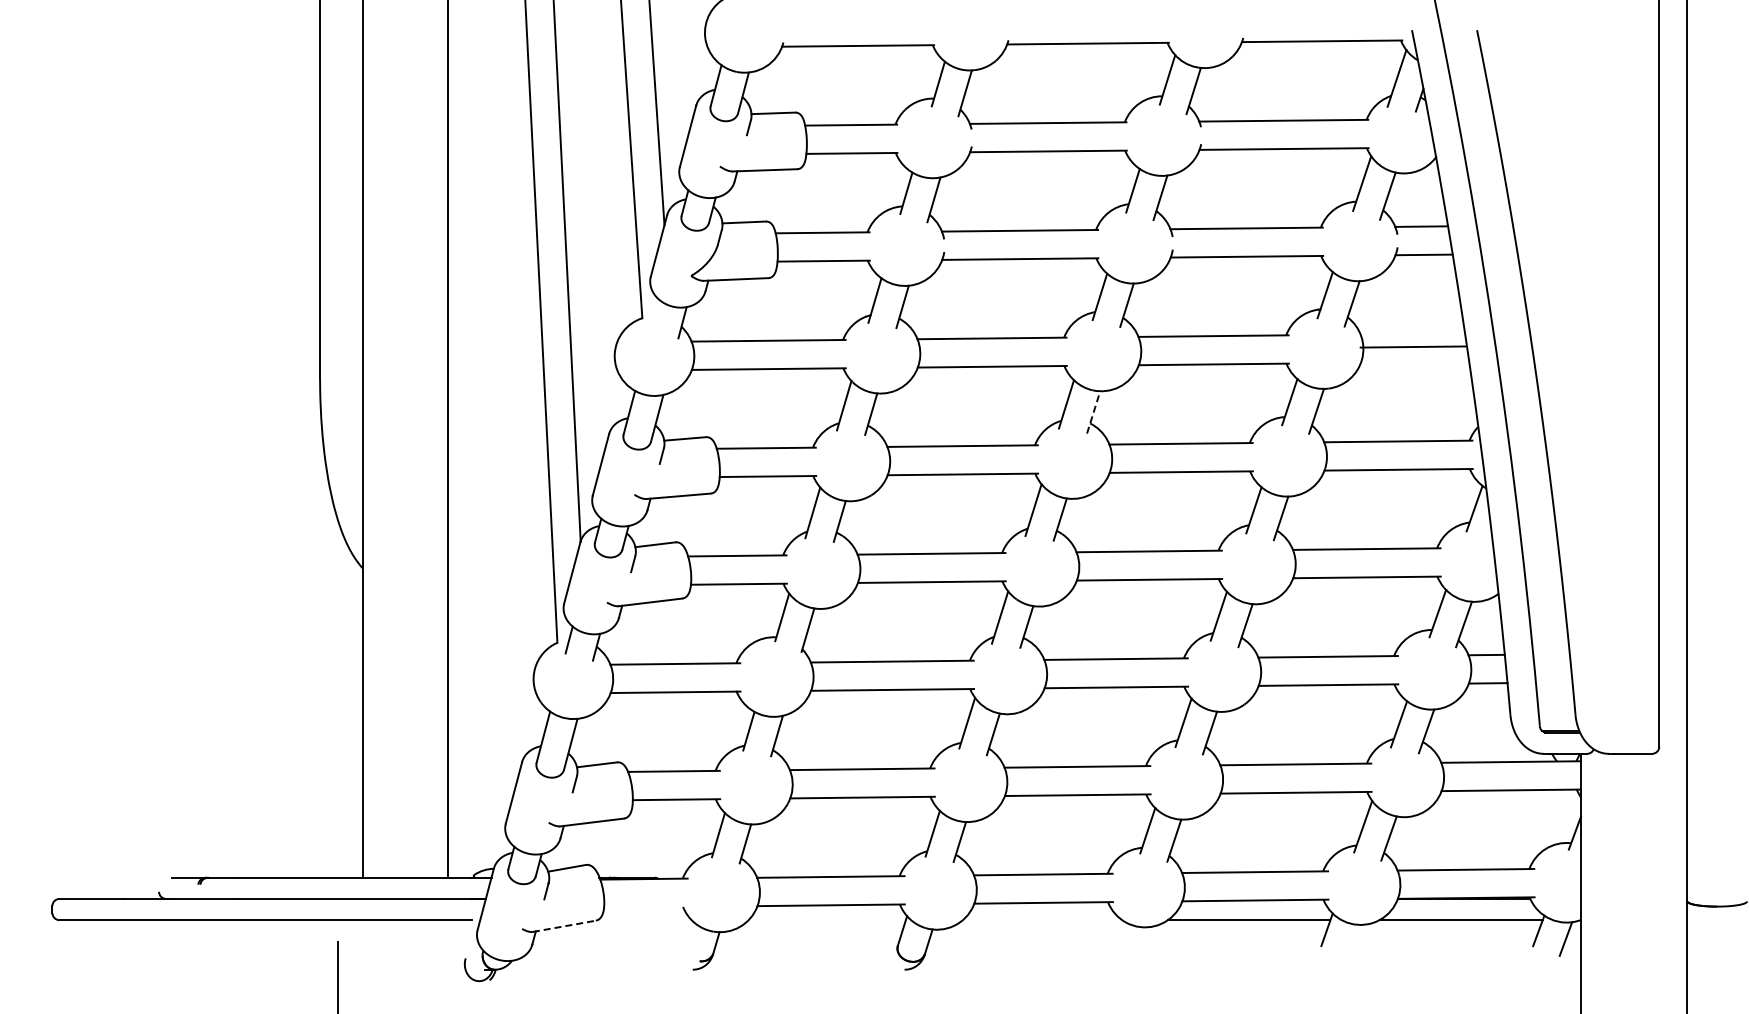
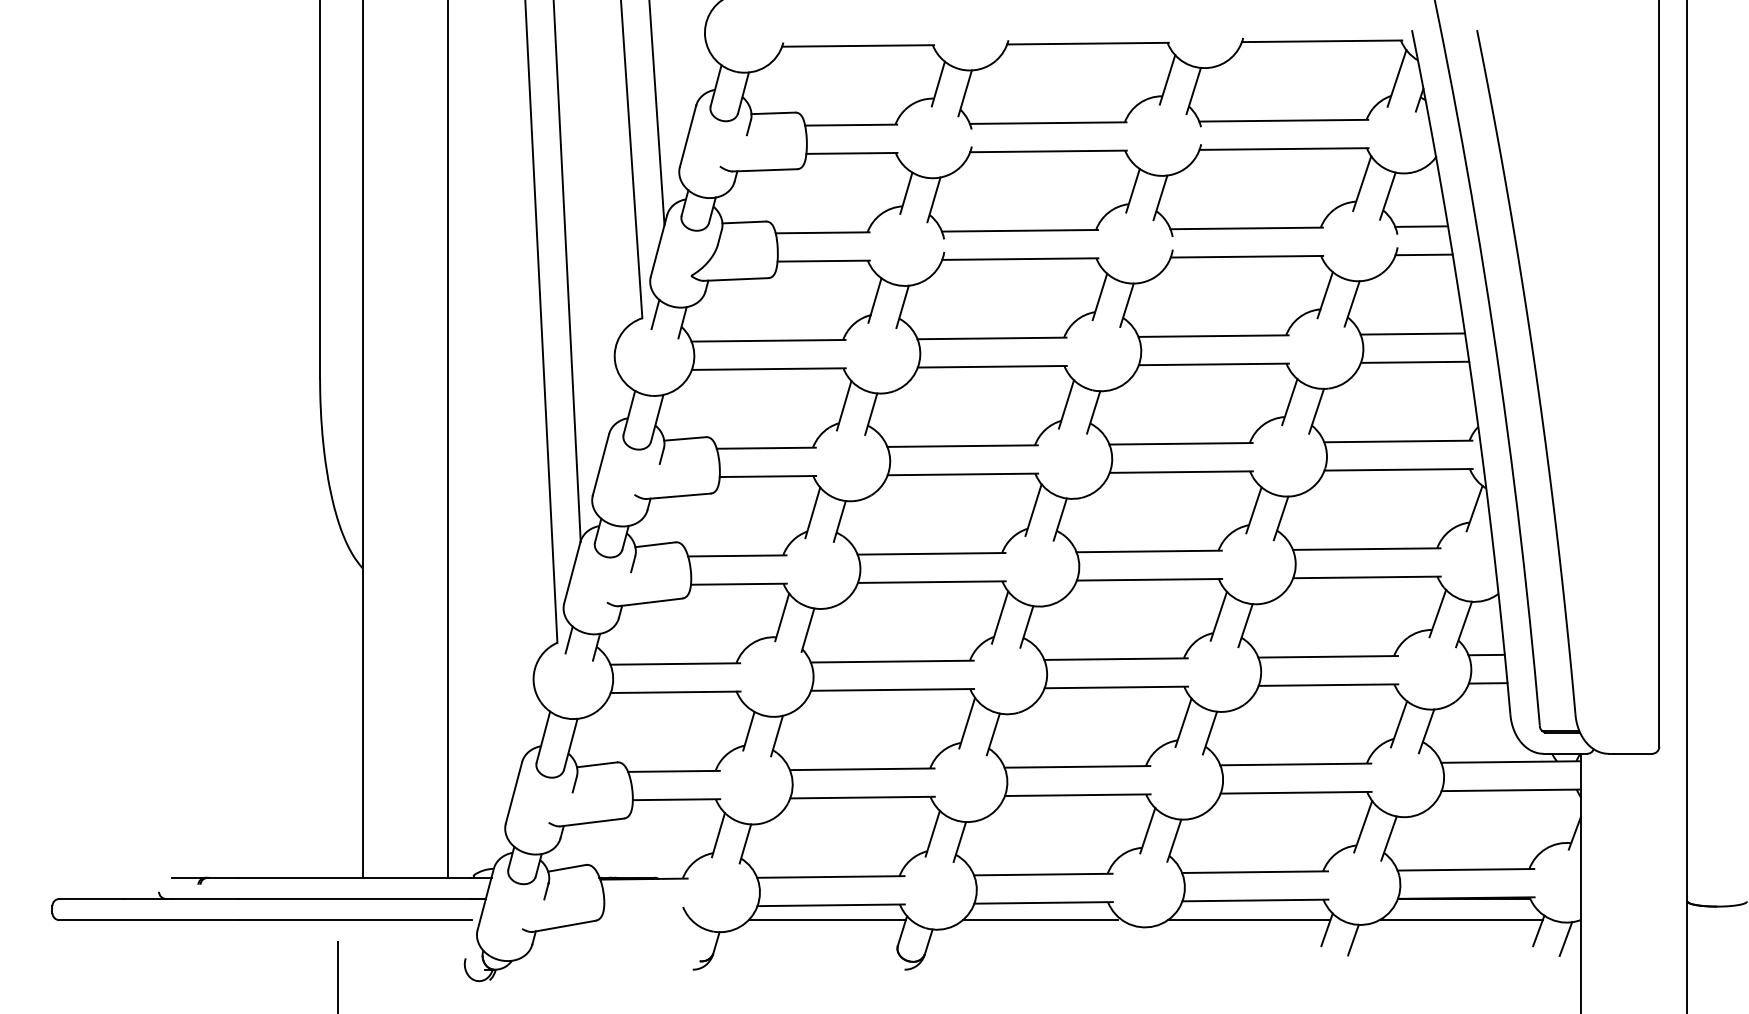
line: none -> present (655, 314)
line position: (1412, 346) -> (1412, 333) (1412, 333)
line: none -> present (1414, 361)
line: dashed -> solid (1093, 411)
line: none -> present (826, 920)
line: none -> present (1040, 920)
line: dashed -> solid (564, 926)
line: none -> present (1353, 939)
